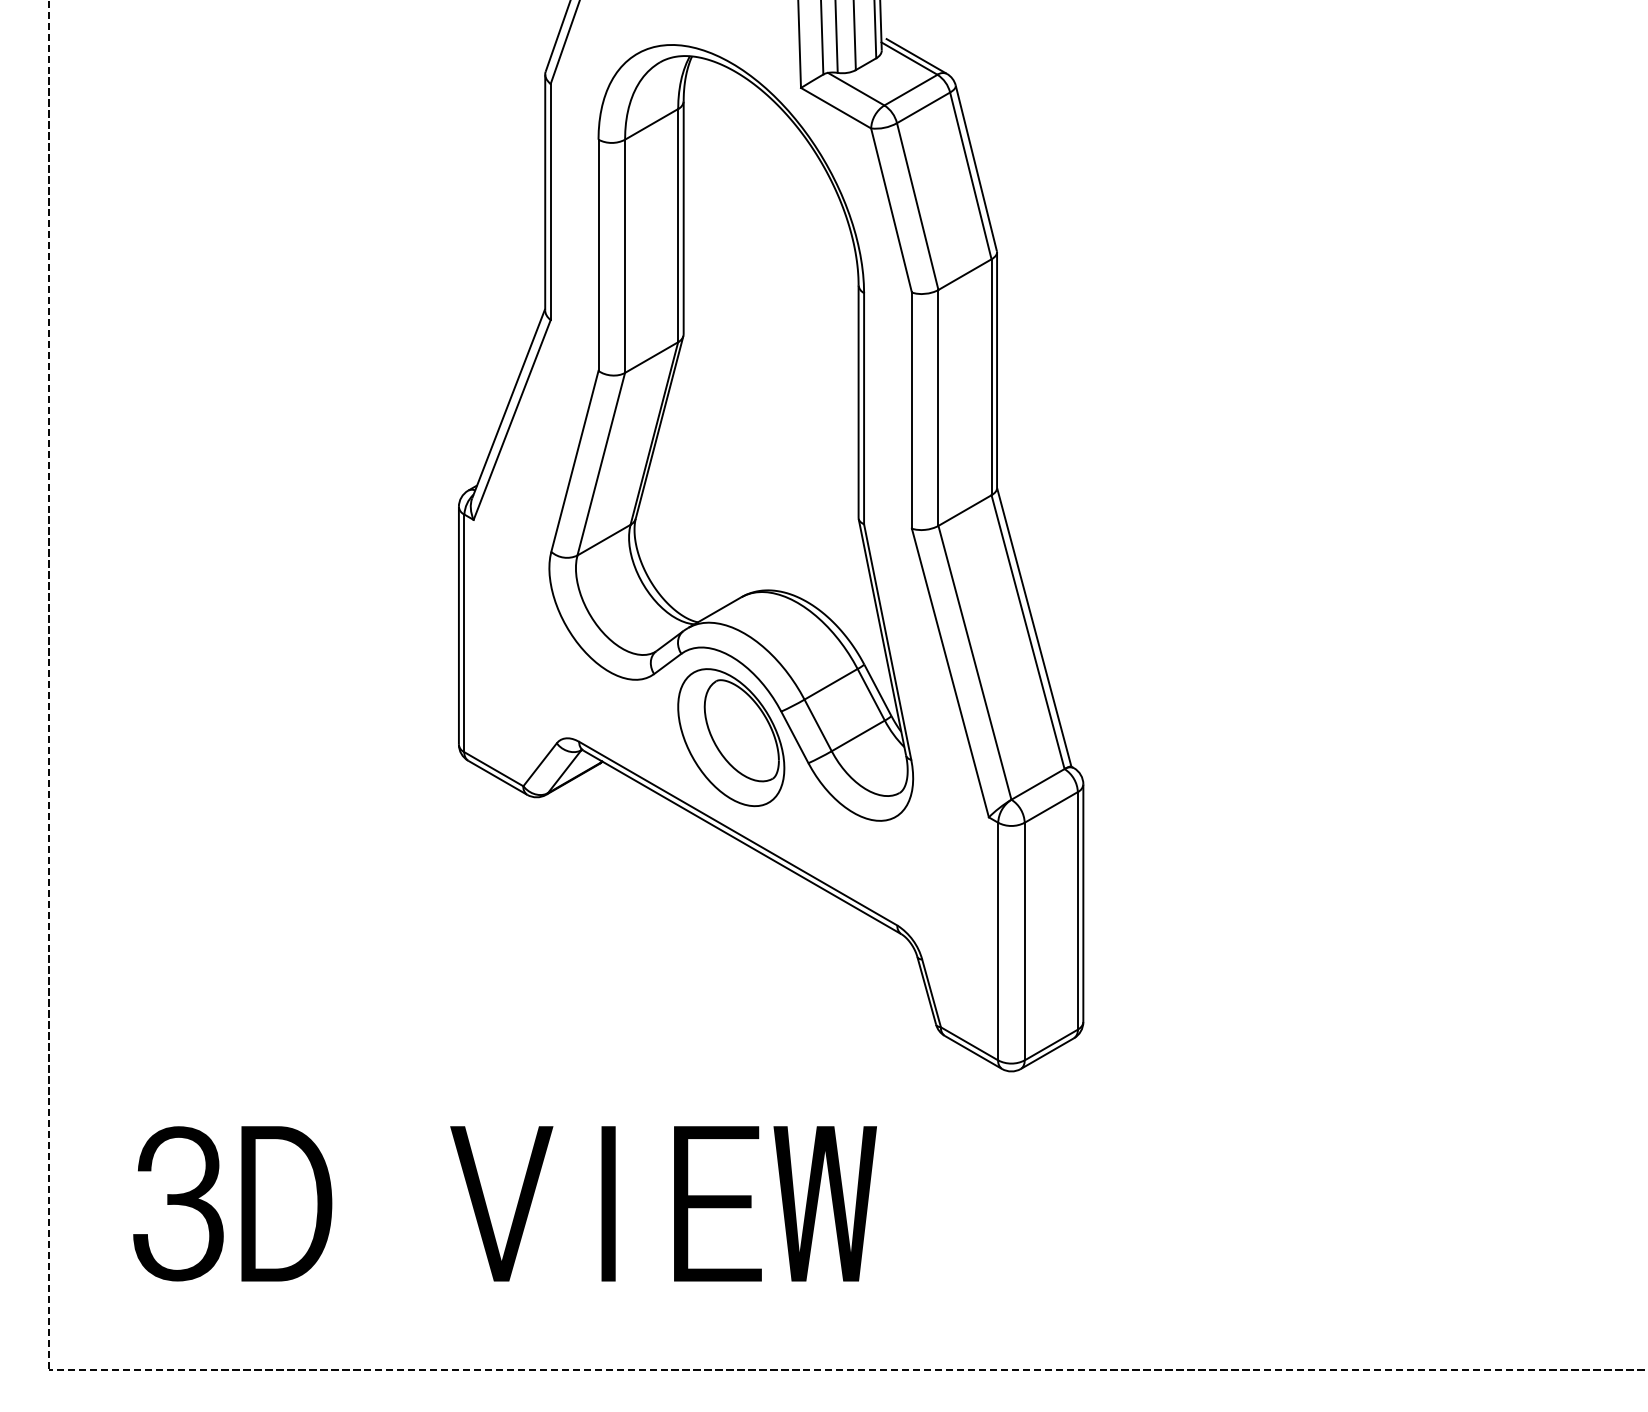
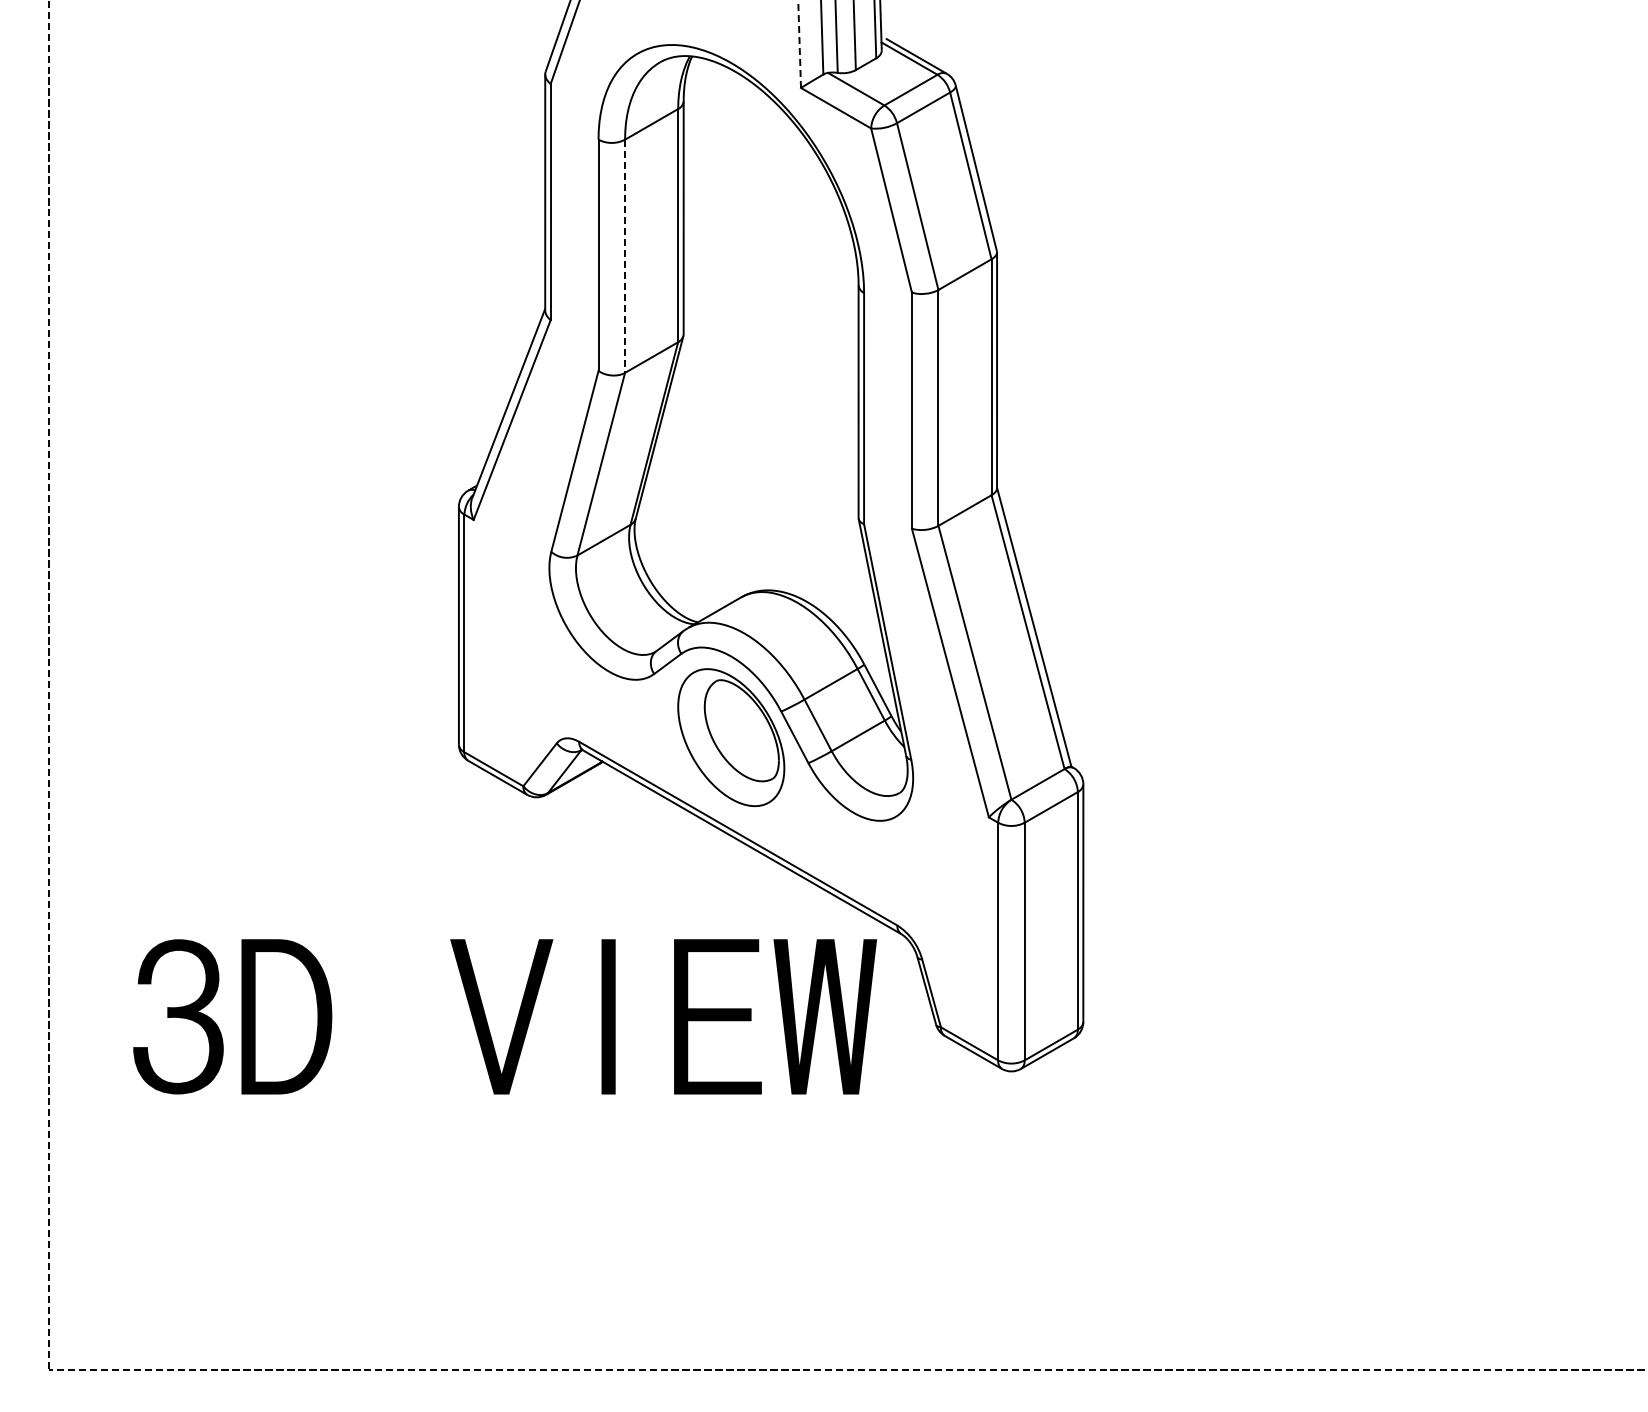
line: solid -> dashed (799, 44)
line: solid -> dashed (625, 256)
text position: (504, 1203) -> (504, 1016) (504, 1016)
